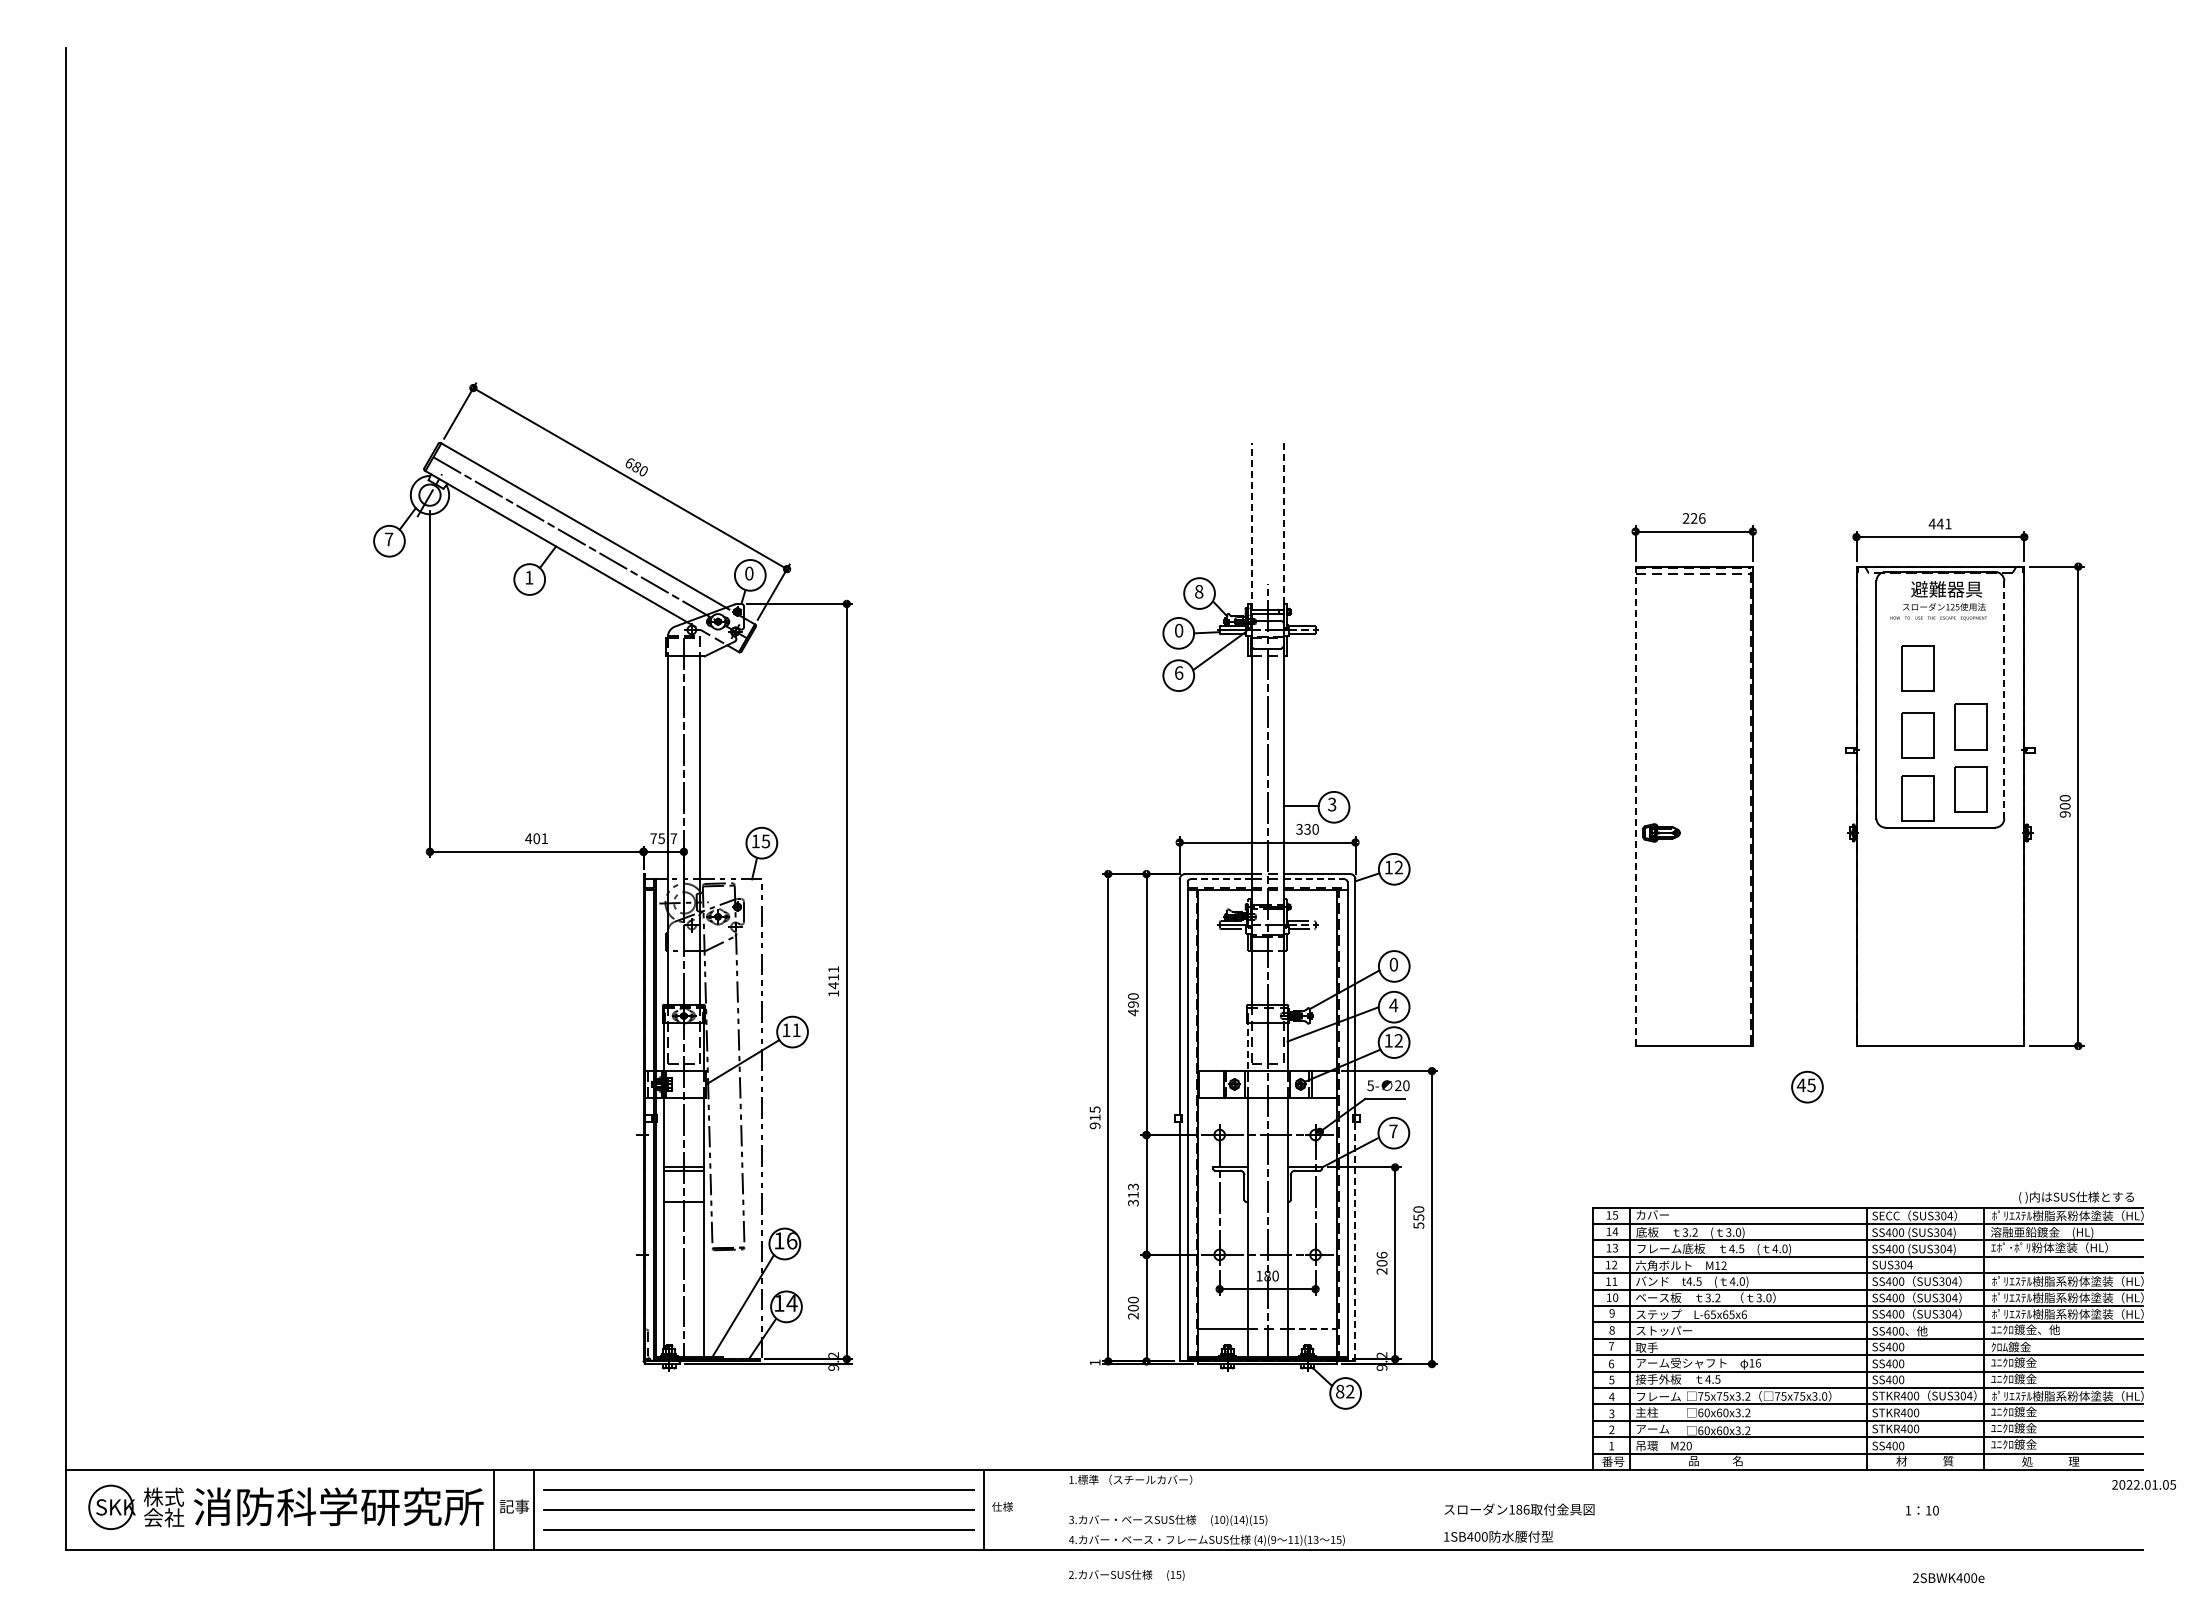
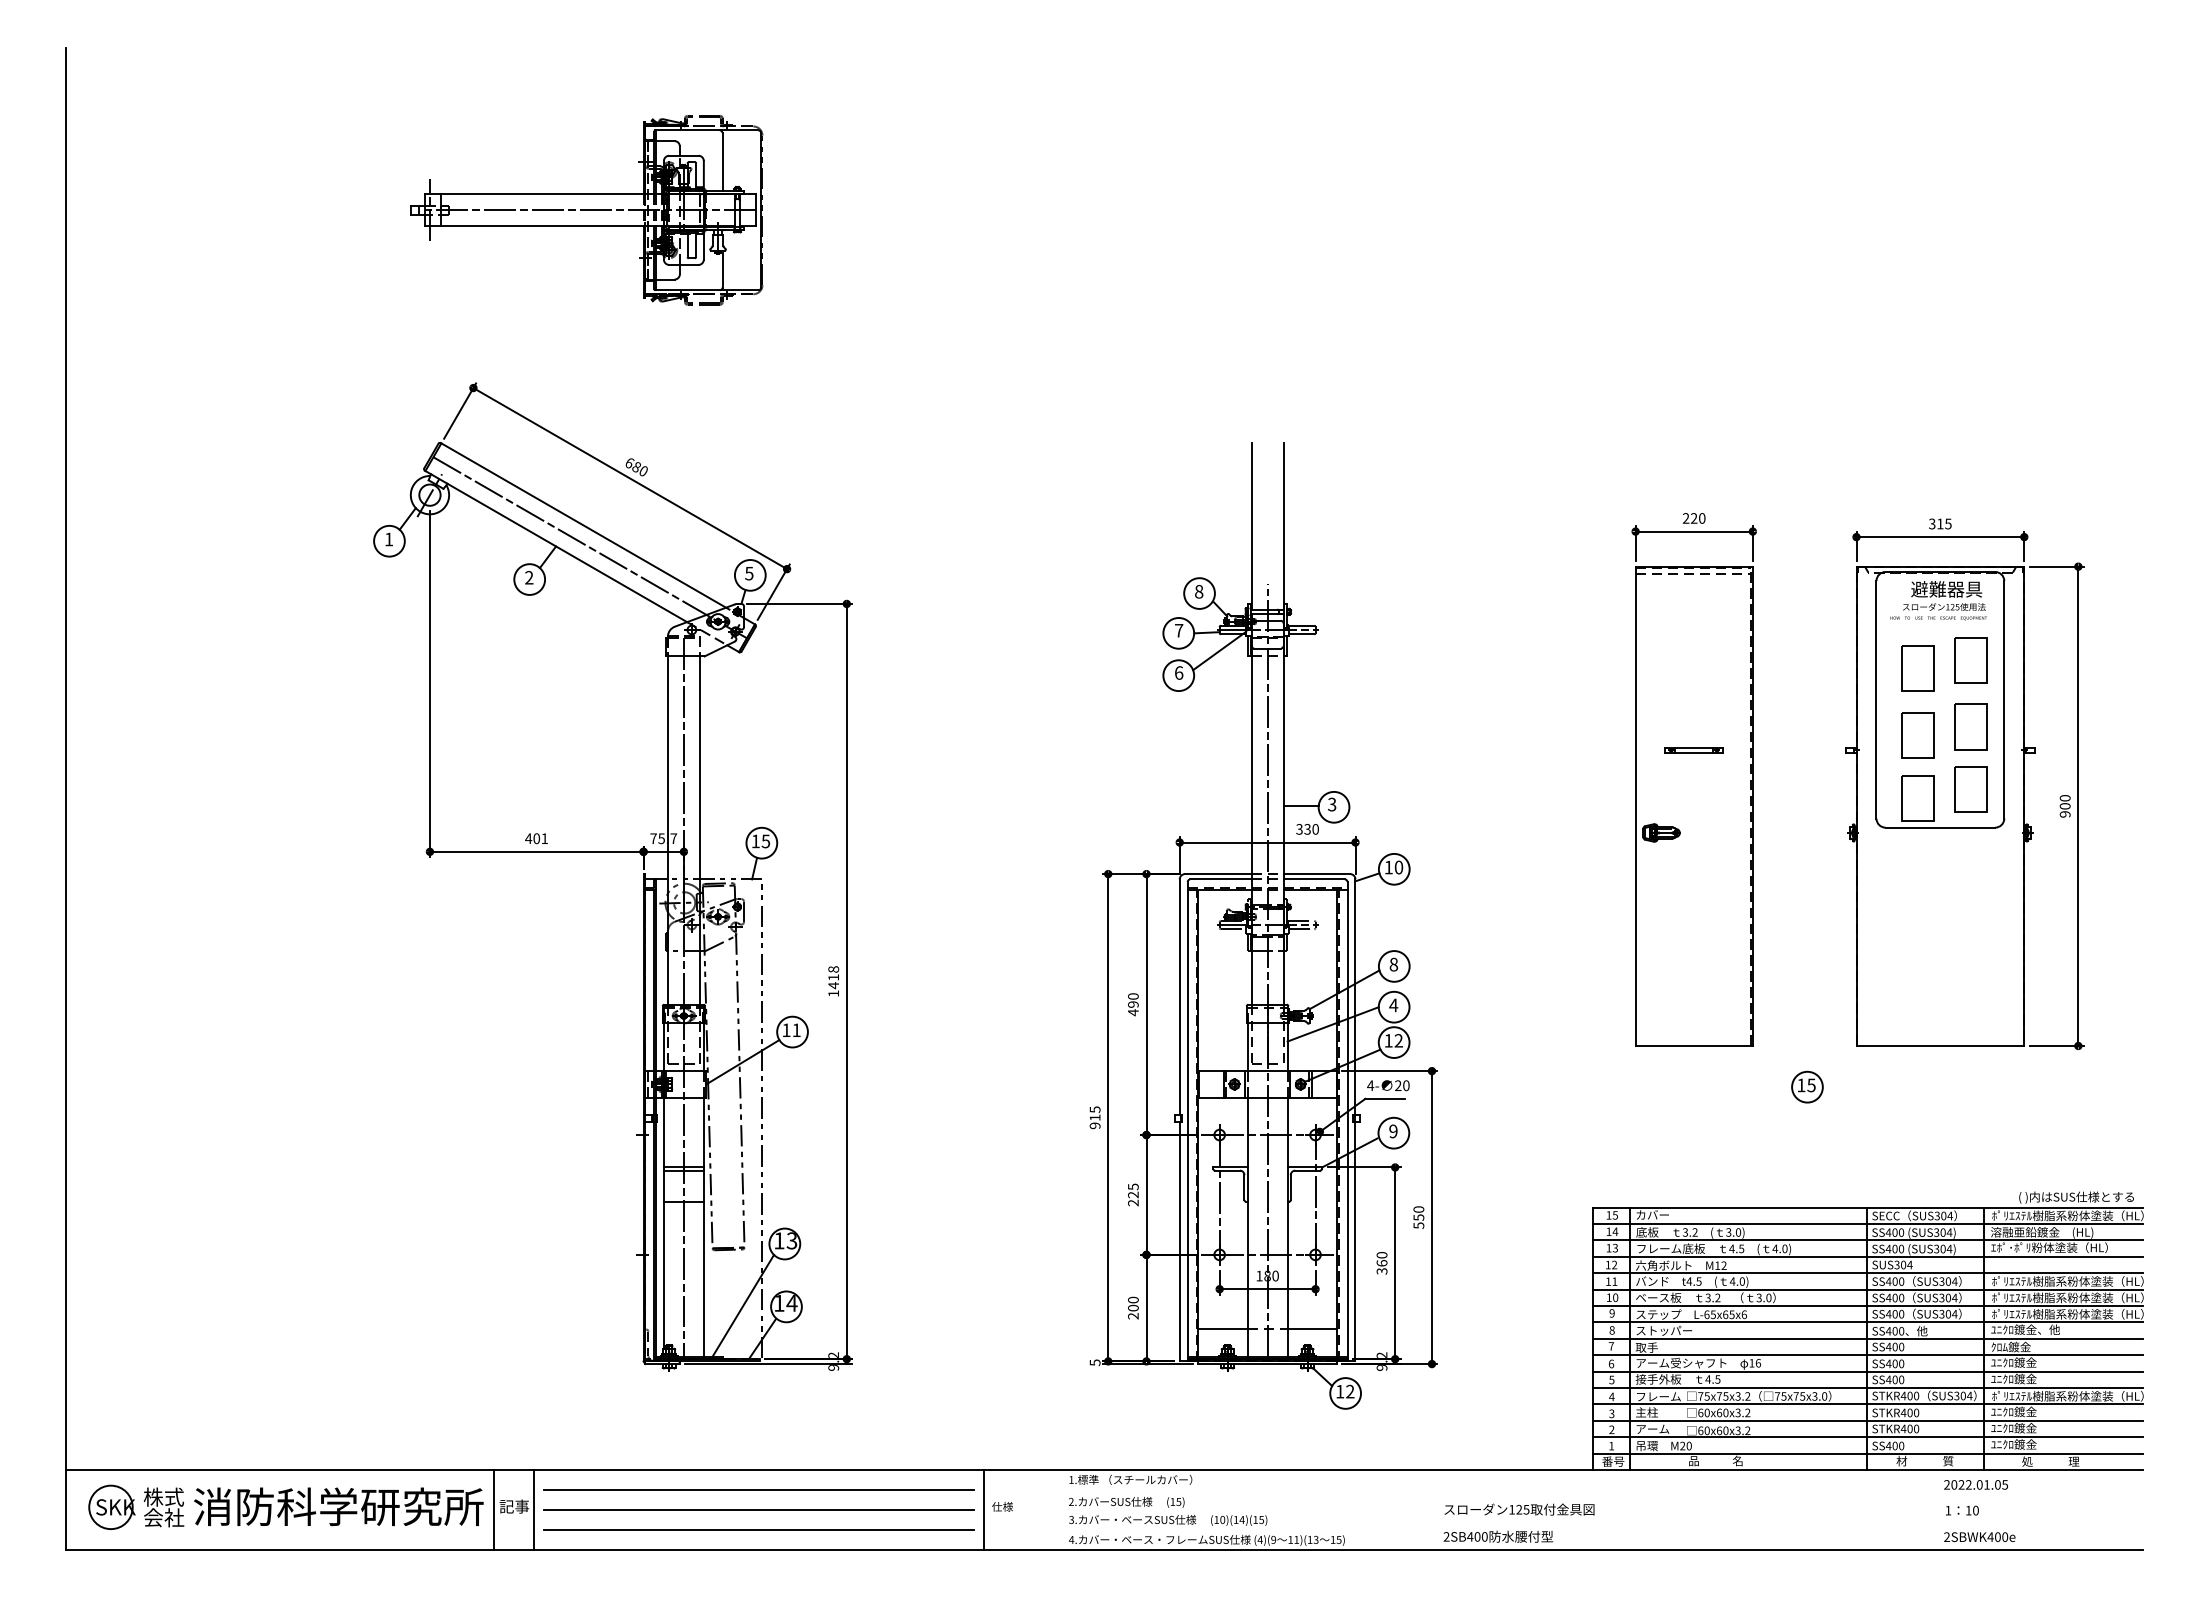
part: none -> present (586, 210)
text: 226 -> 220 (1702, 518)
text: 441 -> 315 (1939, 523)
line: dashed -> solid (1251, 525)
line: dashed -> solid (1283, 526)
text: 7 -> 1 (389, 539)
text: 0 -> 5 (749, 573)
text: 1 -> 2 (529, 577)
text: 0 -> 7 (1179, 630)
part: none -> present (1970, 660)
line: dashed -> solid (2004, 699)
part: none -> present (1693, 750)
line: dashed -> solid (1635, 806)
text: 12 -> 10 (1398, 867)
line: dashed -> solid (1221, 879)
line: dashed -> solid (1314, 879)
text: 0 -> 8 (1393, 964)
text: 1411 -> 1418 (833, 969)
line: dashed -> solid (1247, 1046)
text: 5- -> 4- (1370, 1085)
text: 45 -> 15 (1800, 1085)
text: 7 -> 9 (1393, 1131)
text: 313 -> 225 (1133, 1194)
text: 16 -> 13 (791, 1240)
line: dashed -> solid (1355, 1241)
text: 206 -> 360 (1381, 1262)
line: dashed -> solid (1312, 1329)
text: 1 -> 5 (1094, 1362)
text: 82 -> 12 (1340, 1391)
text position: (2144, 1484) -> (1976, 1484) (1976, 1484)
text: 186 -> 125 (1522, 1509)
text position: (1922, 1510) -> (1962, 1510) (1962, 1510)
text: 1SB400 -> 2SB400 (1446, 1536)
text position: (1126, 1574) -> (1126, 1501) (1126, 1501)
text position: (1948, 1577) -> (1979, 1536) (1979, 1536)
